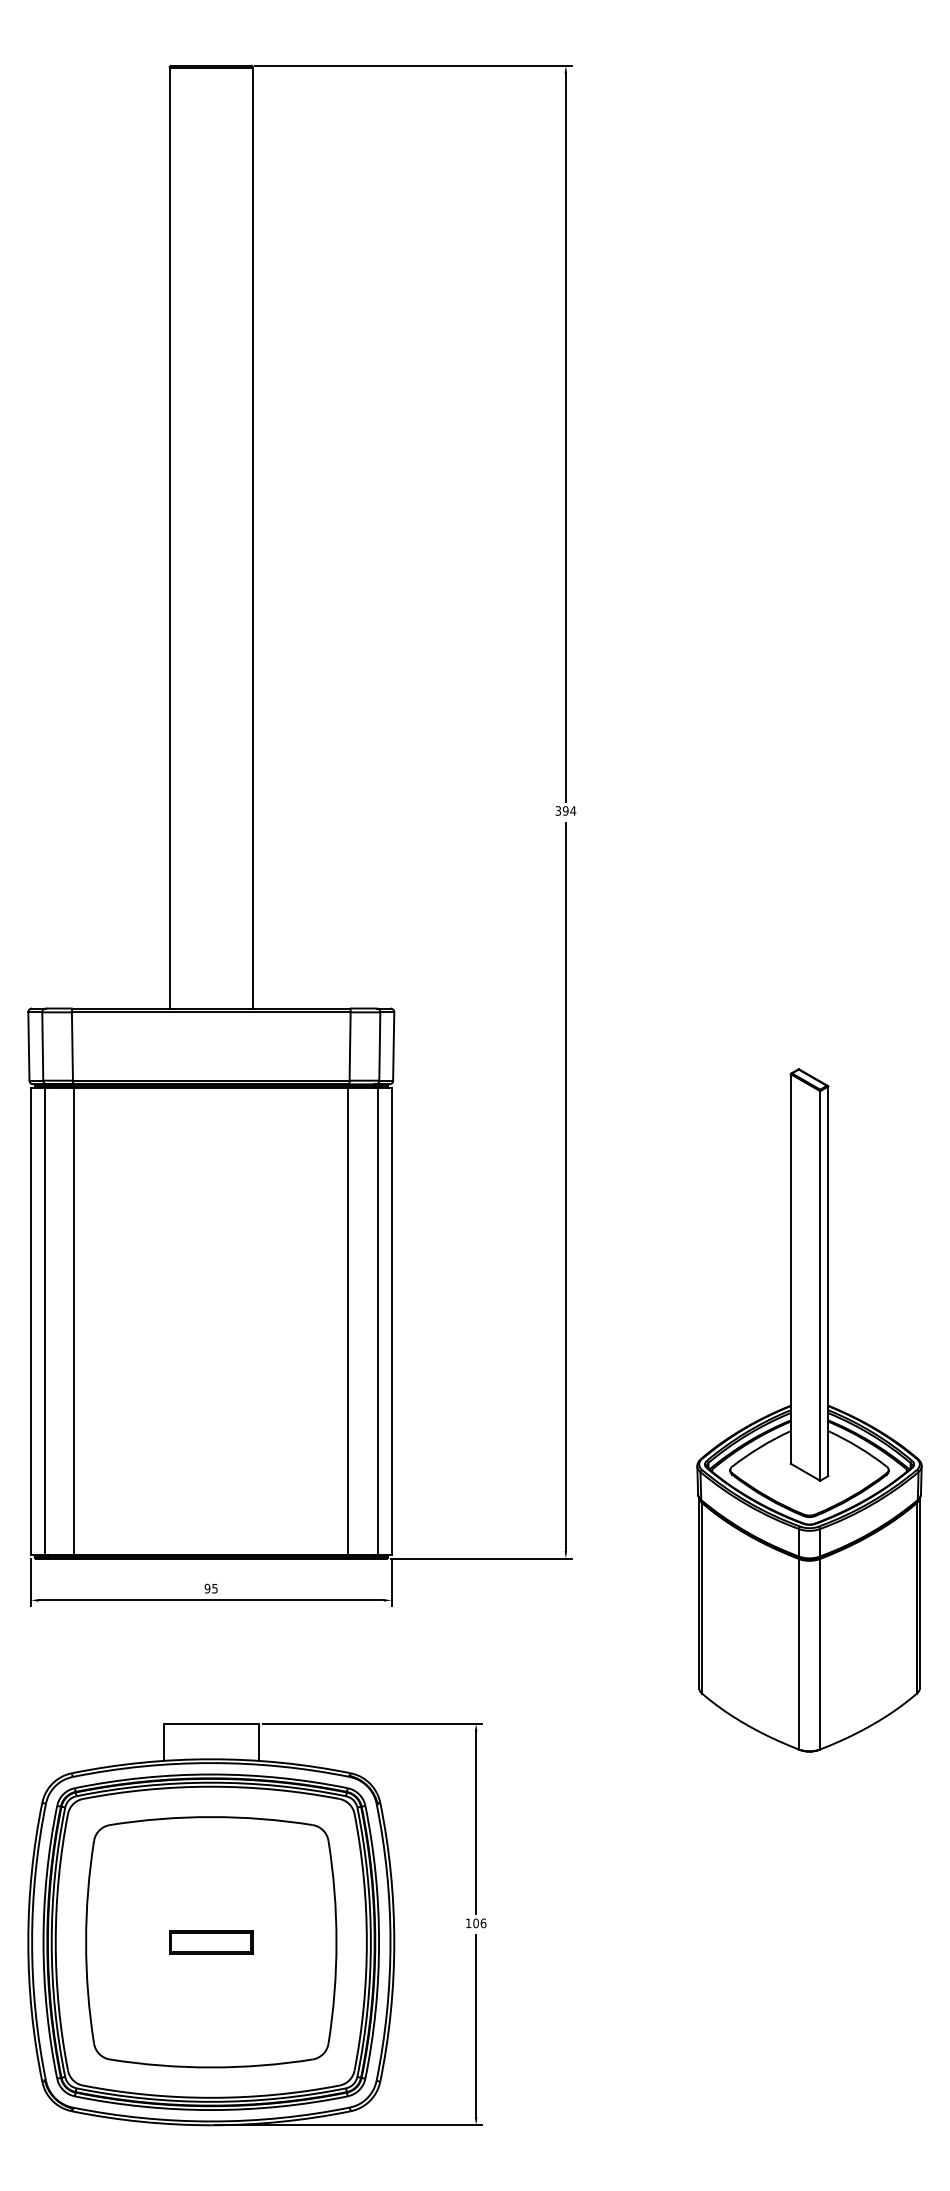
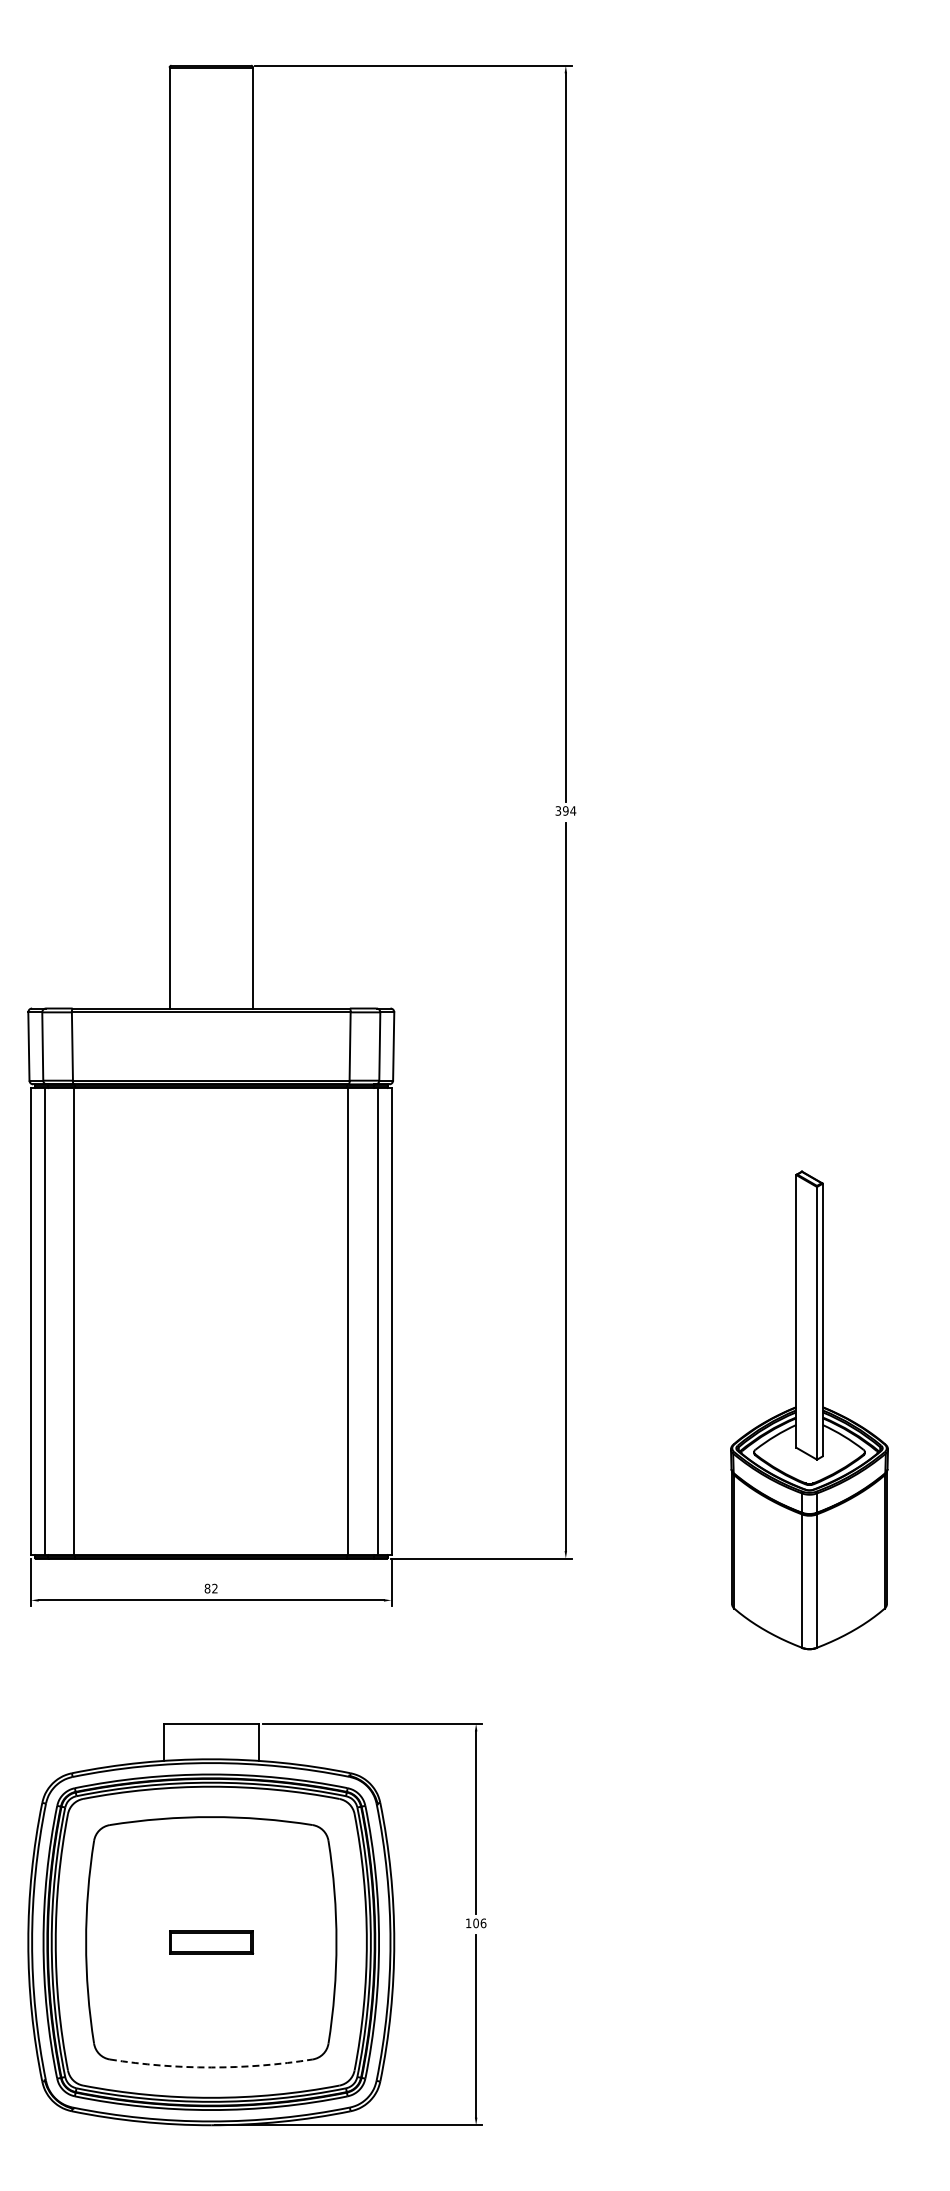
part size: 227x685 px -> 159x481 px (809, 1410)
text: 95 -> 82 (210, 1588)
arc: solid -> dashed (211, 2067)
